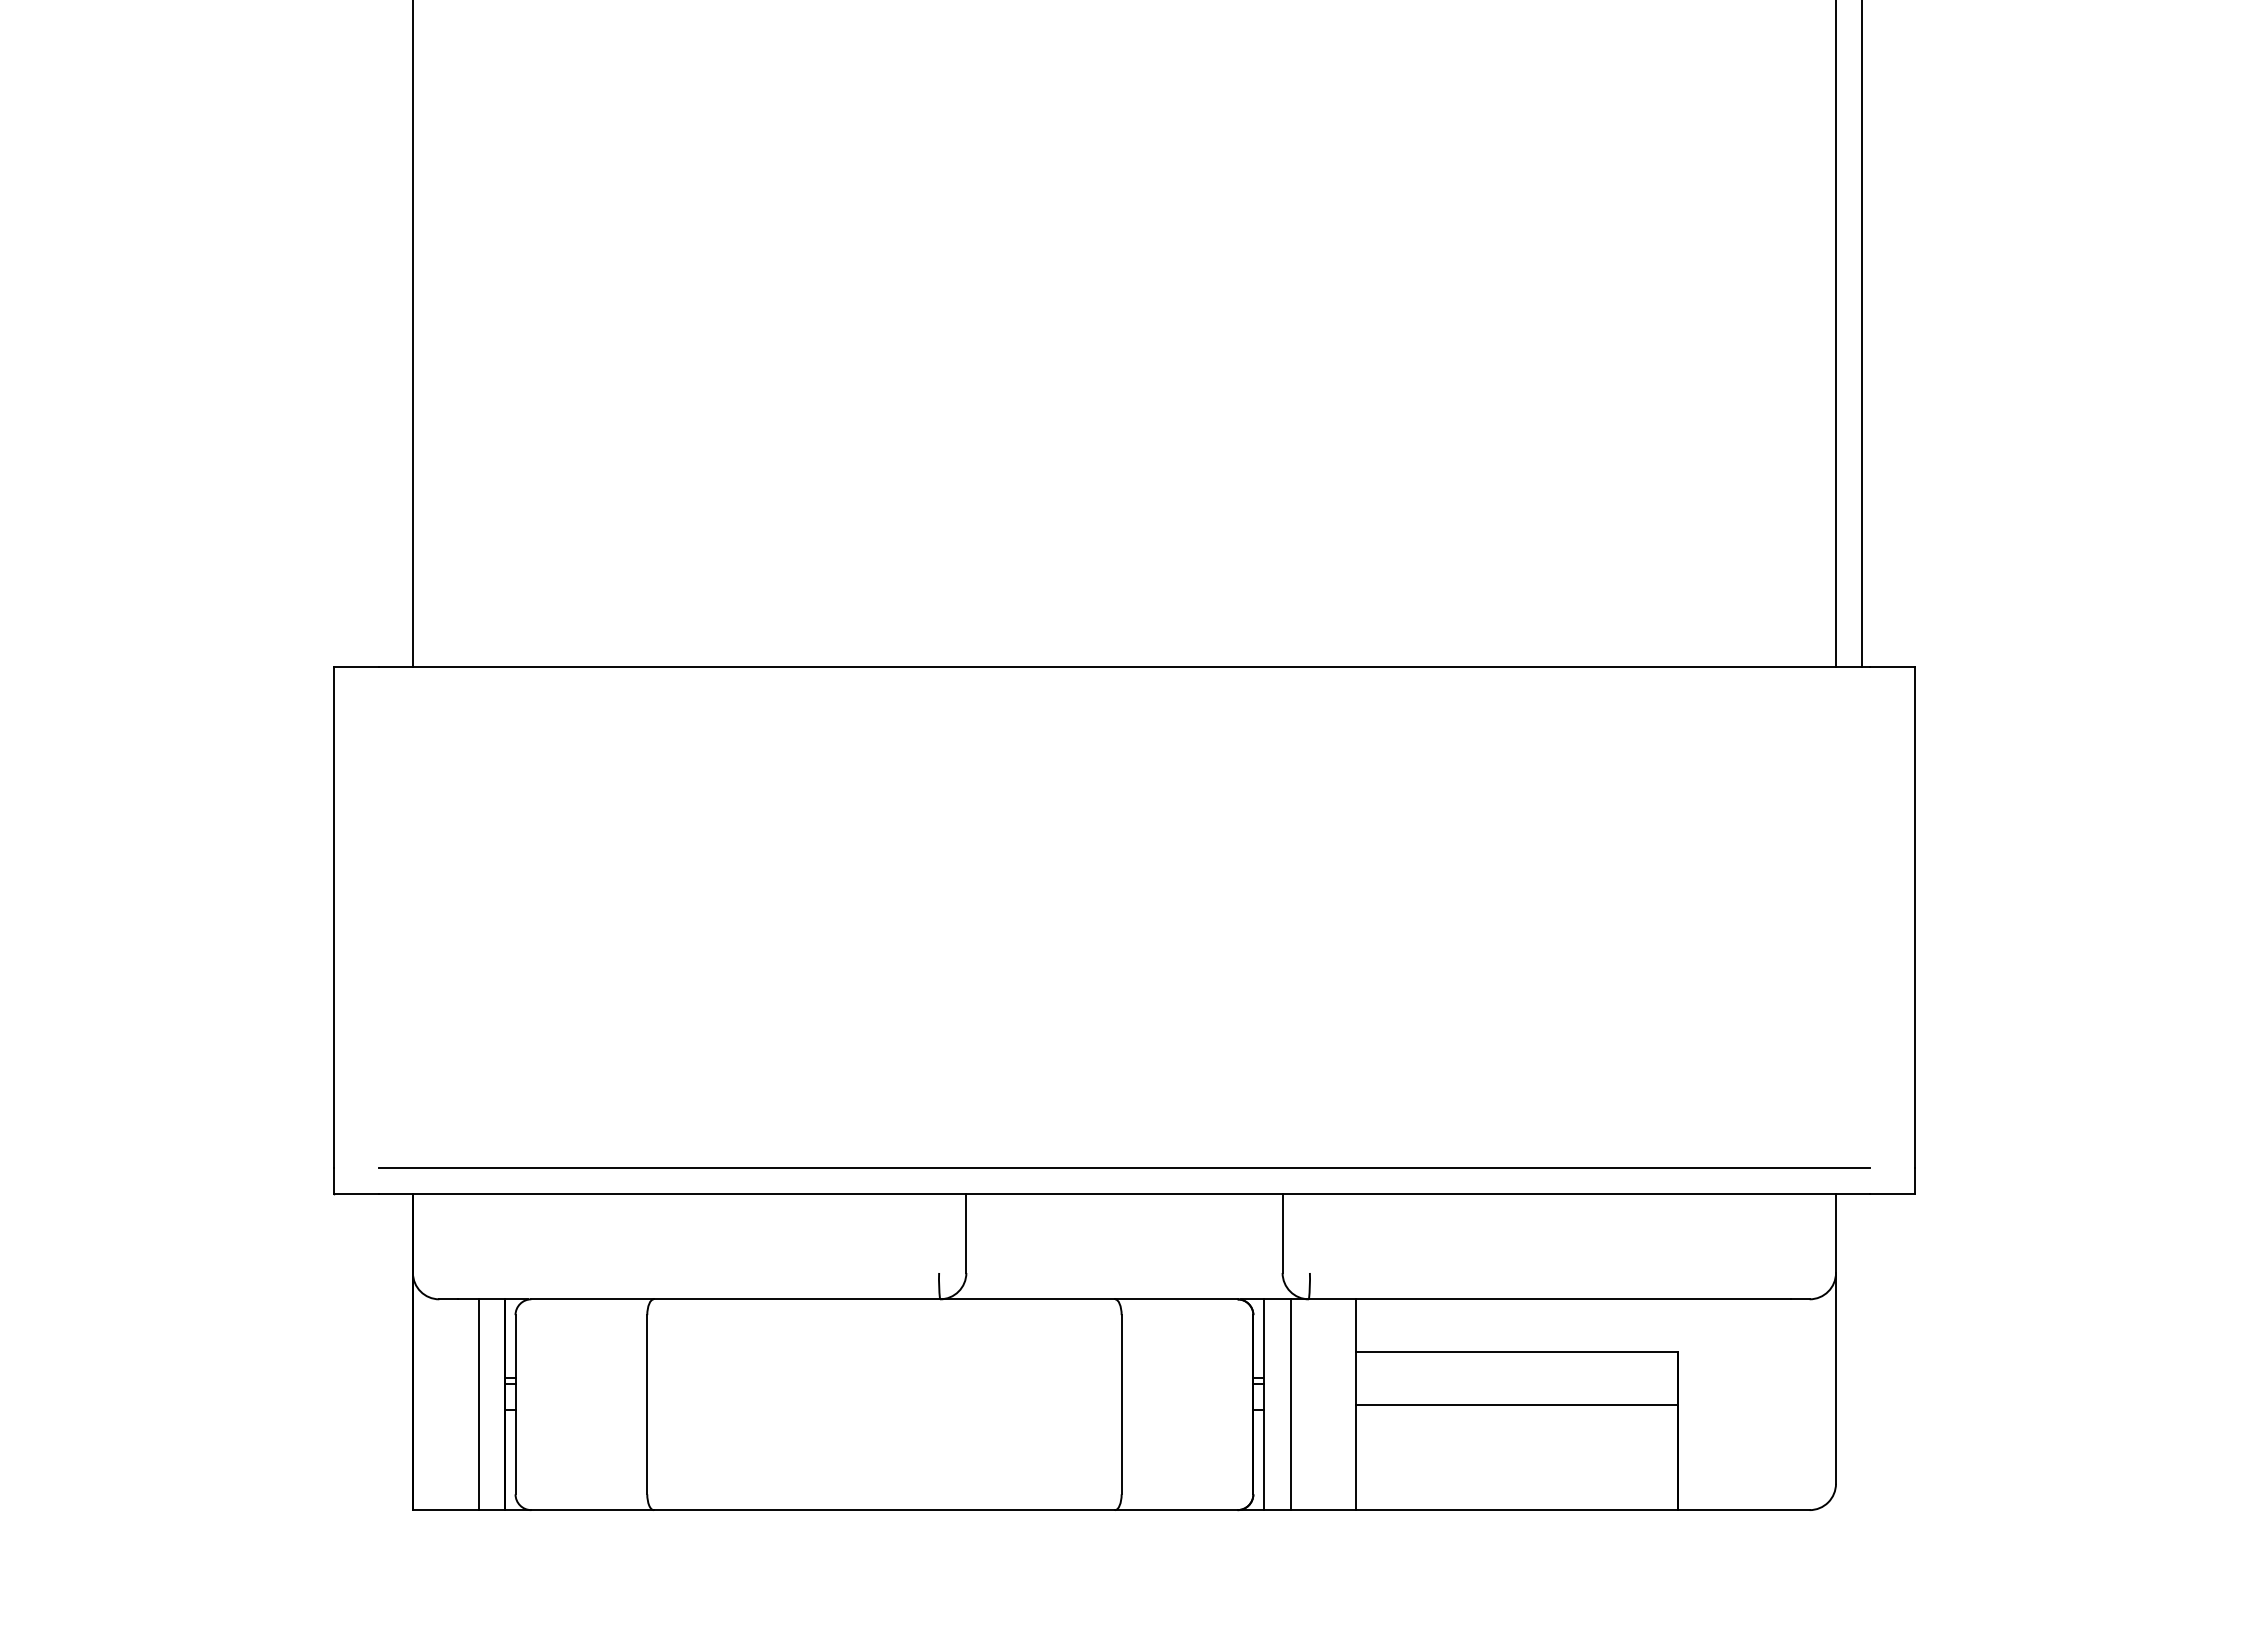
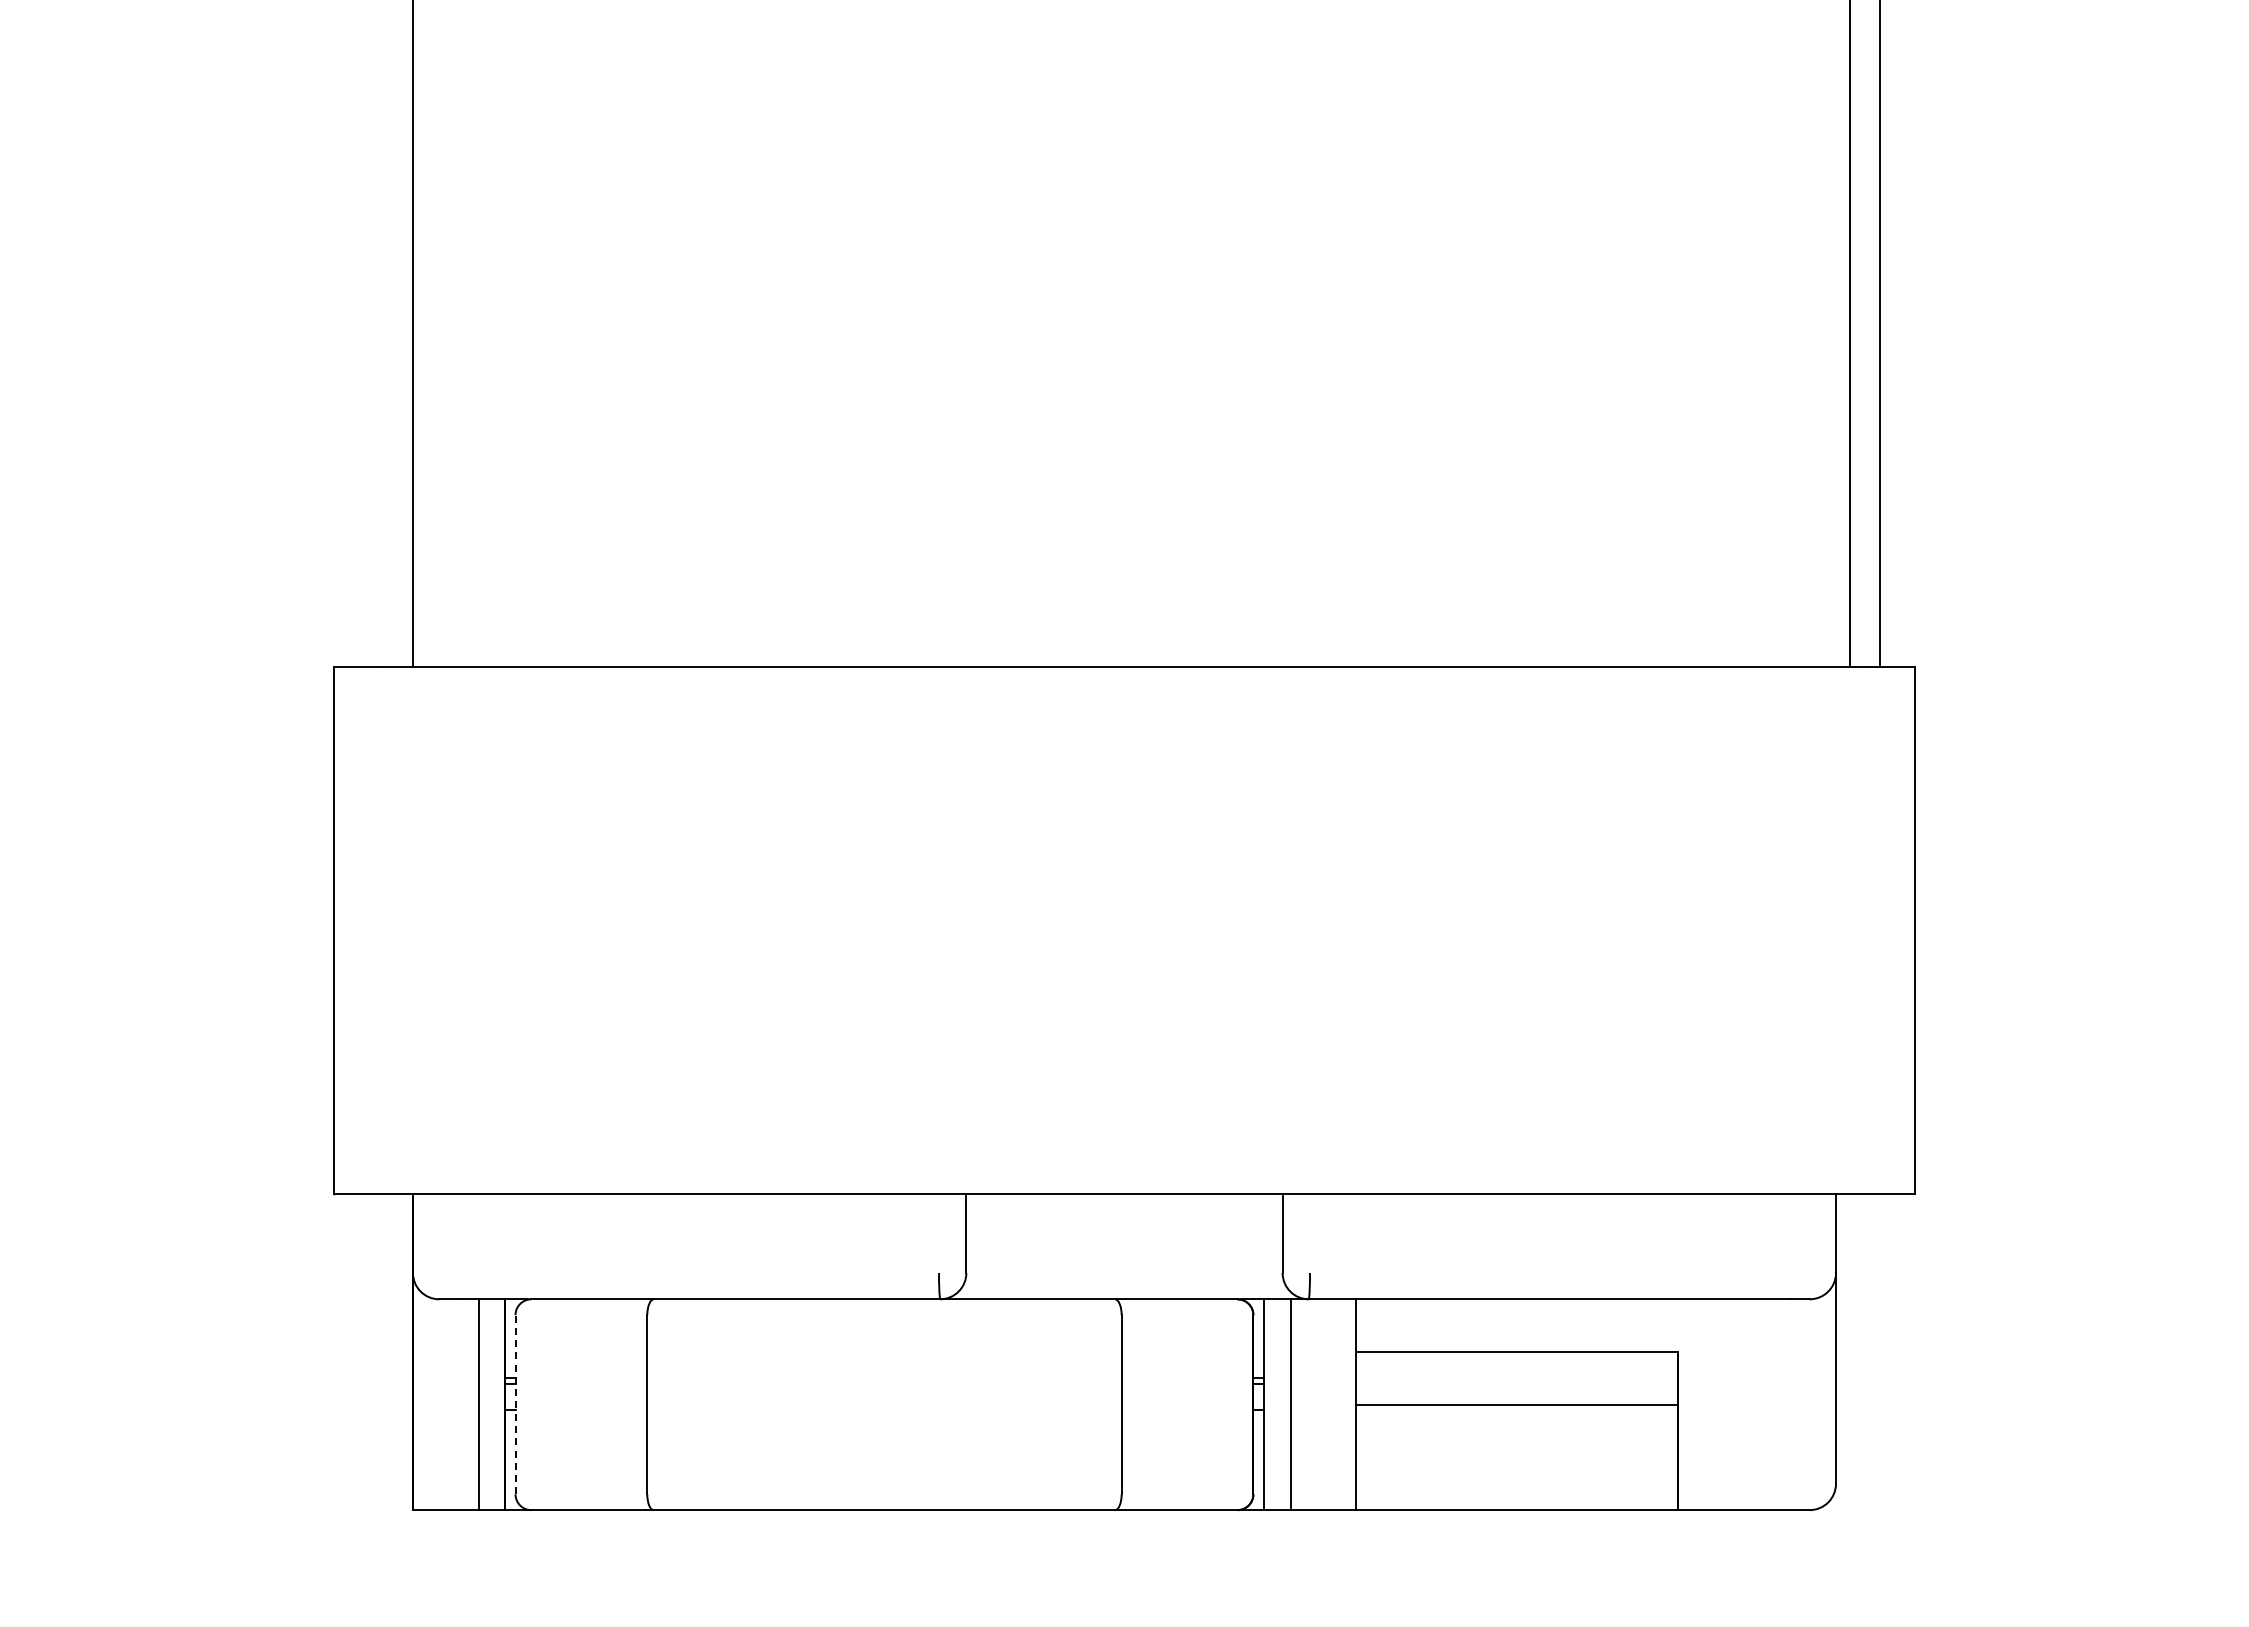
line position: (1836, 334) -> (1850, 334) (1850, 334)
line position: (1862, 334) -> (1880, 334) (1880, 334)
line: present -> none (1124, 1167)
line: solid -> dashed (515, 1404)
